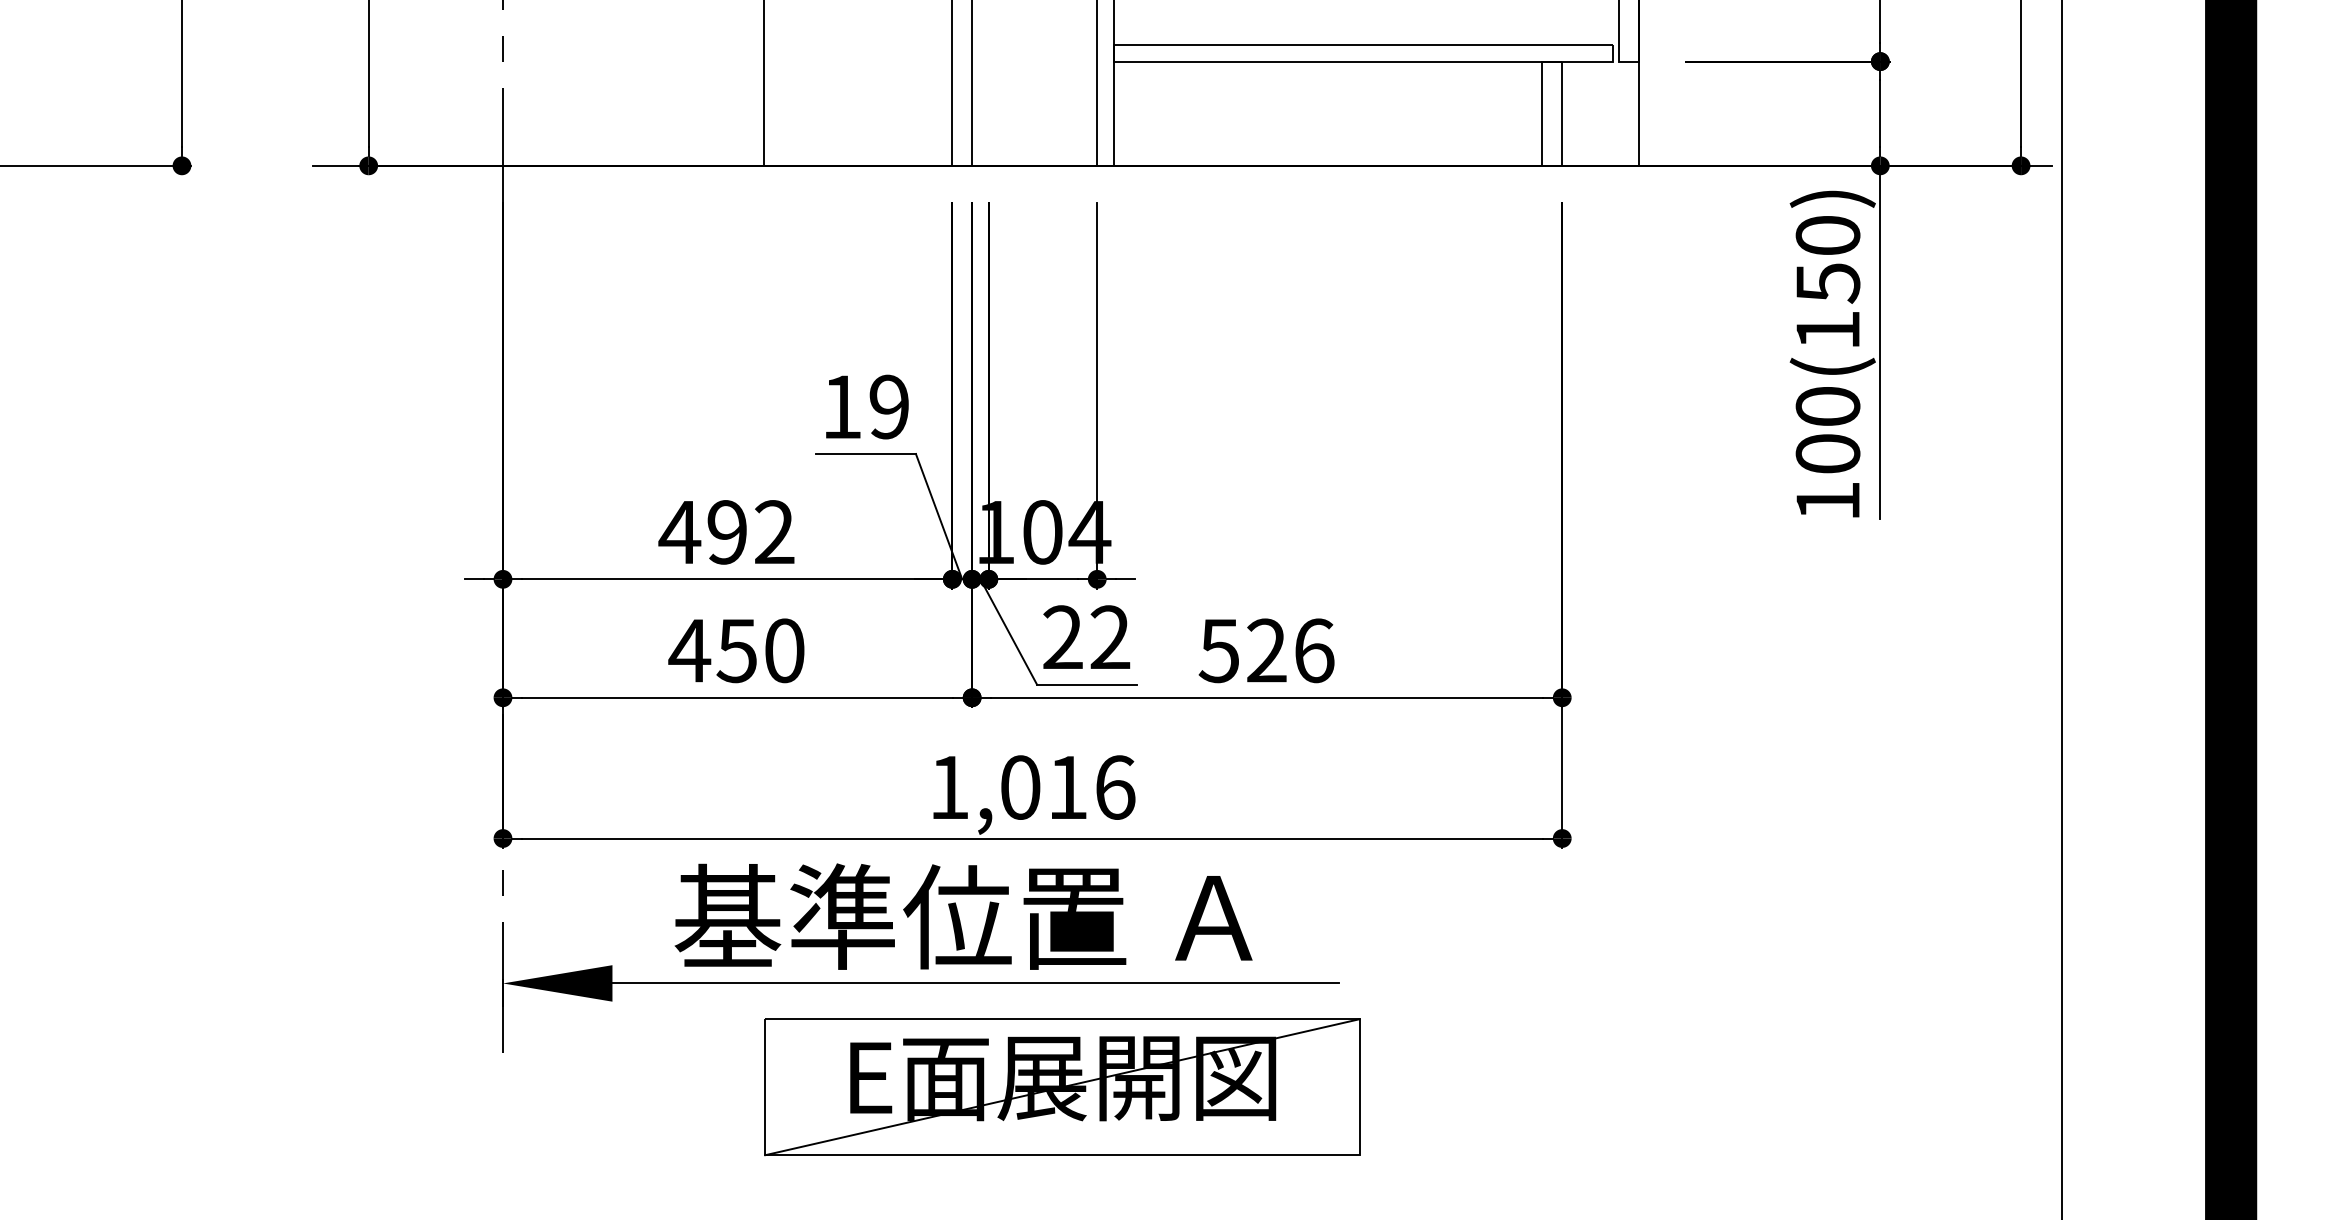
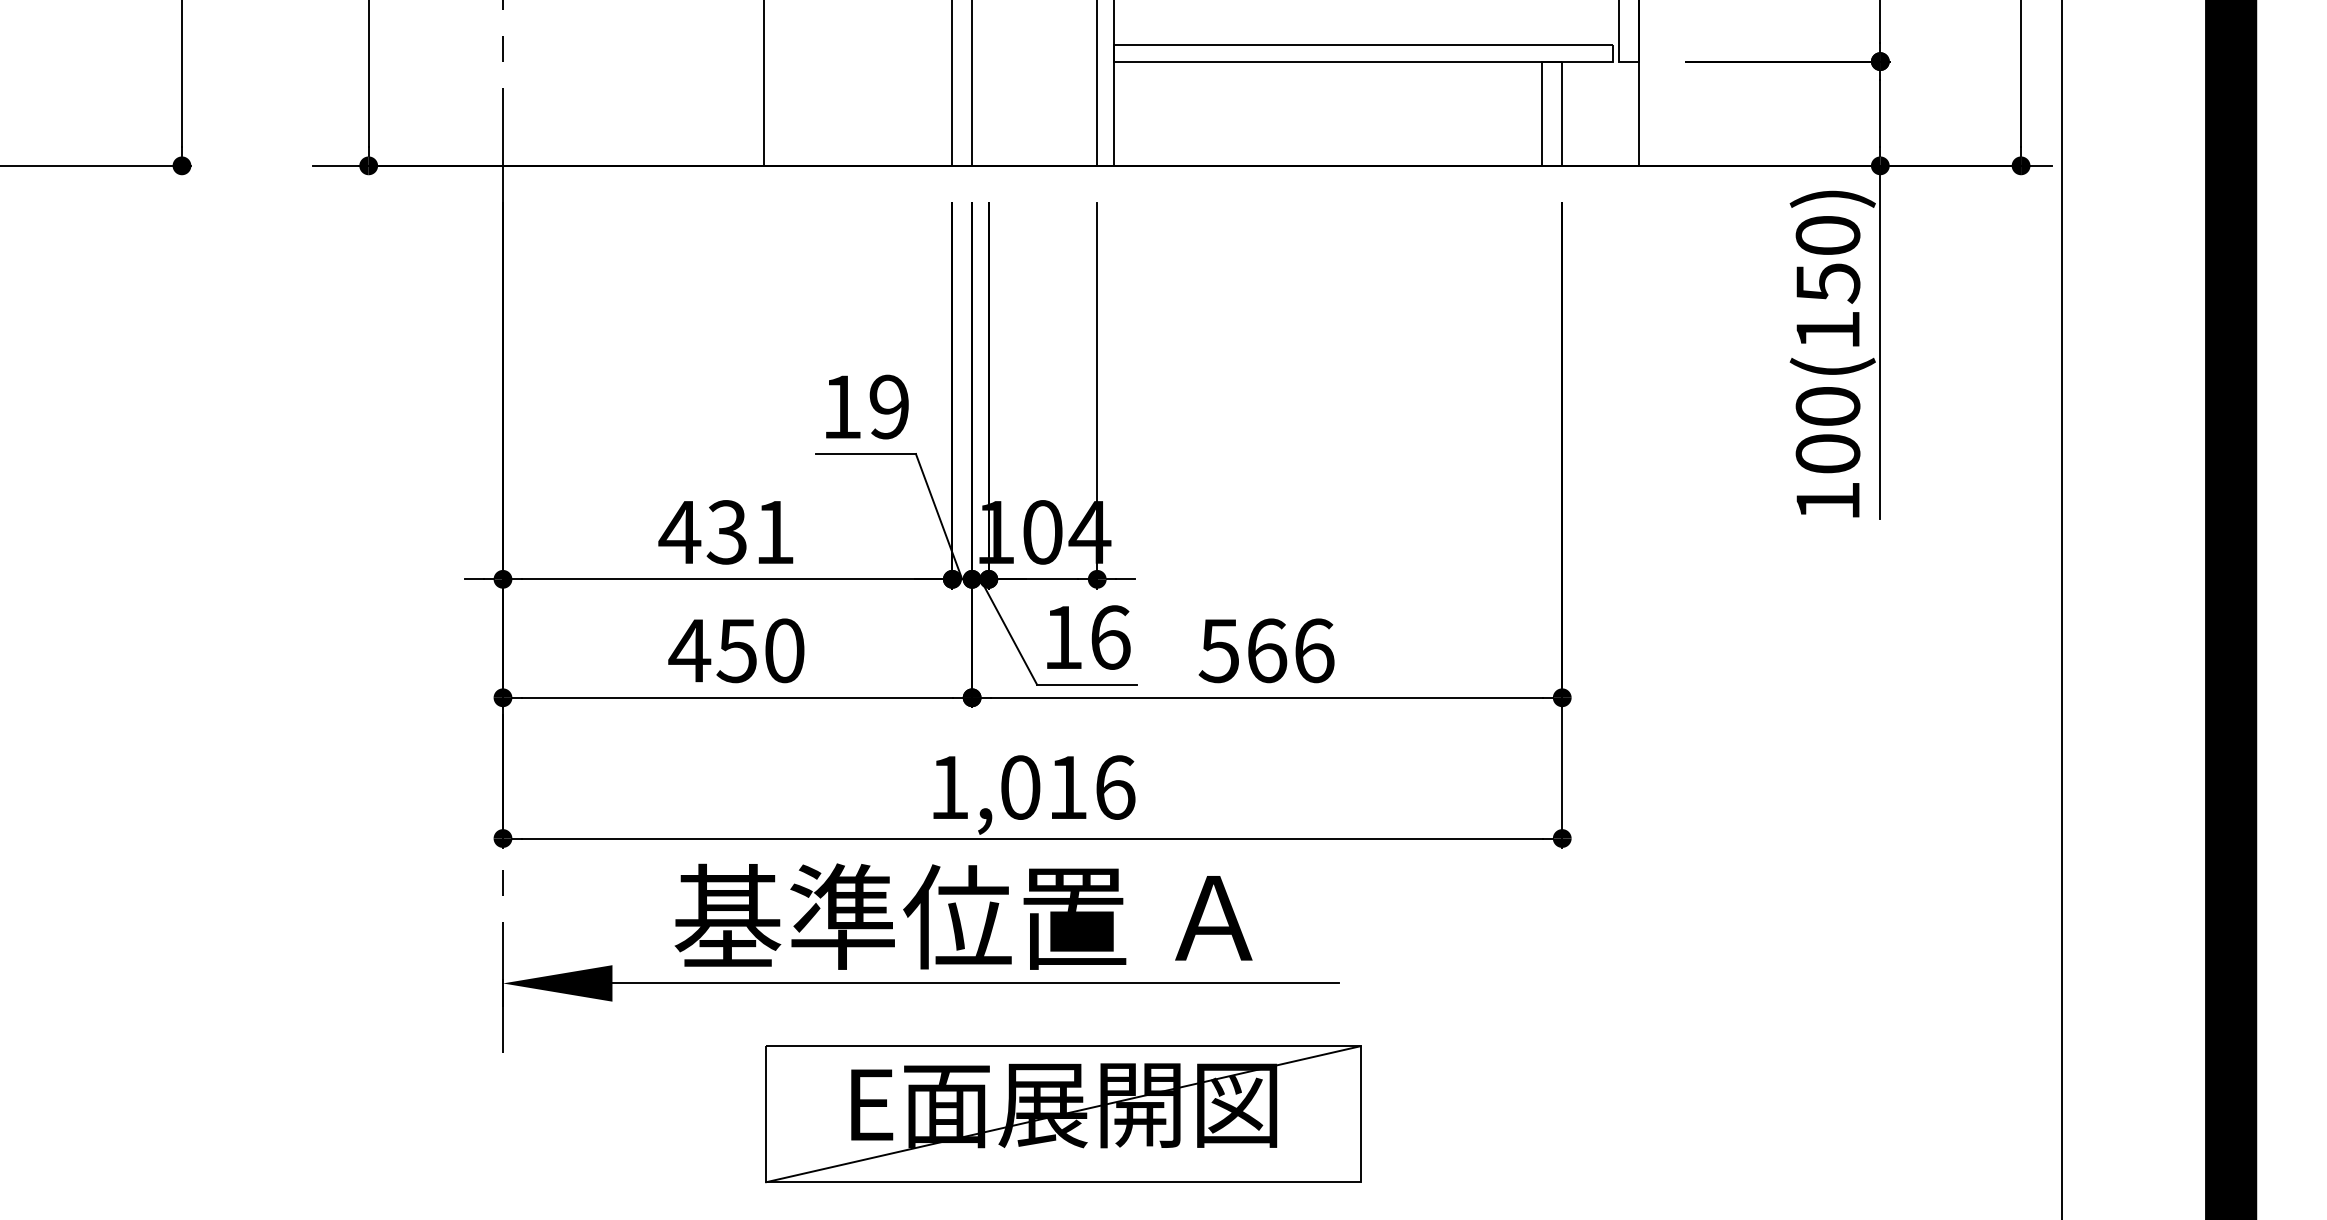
text: 492 -> 431 (750, 532)
text: 22 -> 16 (1086, 637)
text: 526 -> 566 (1267, 650)
part position: (1062, 1087) -> (1063, 1114) (1063, 1114)
